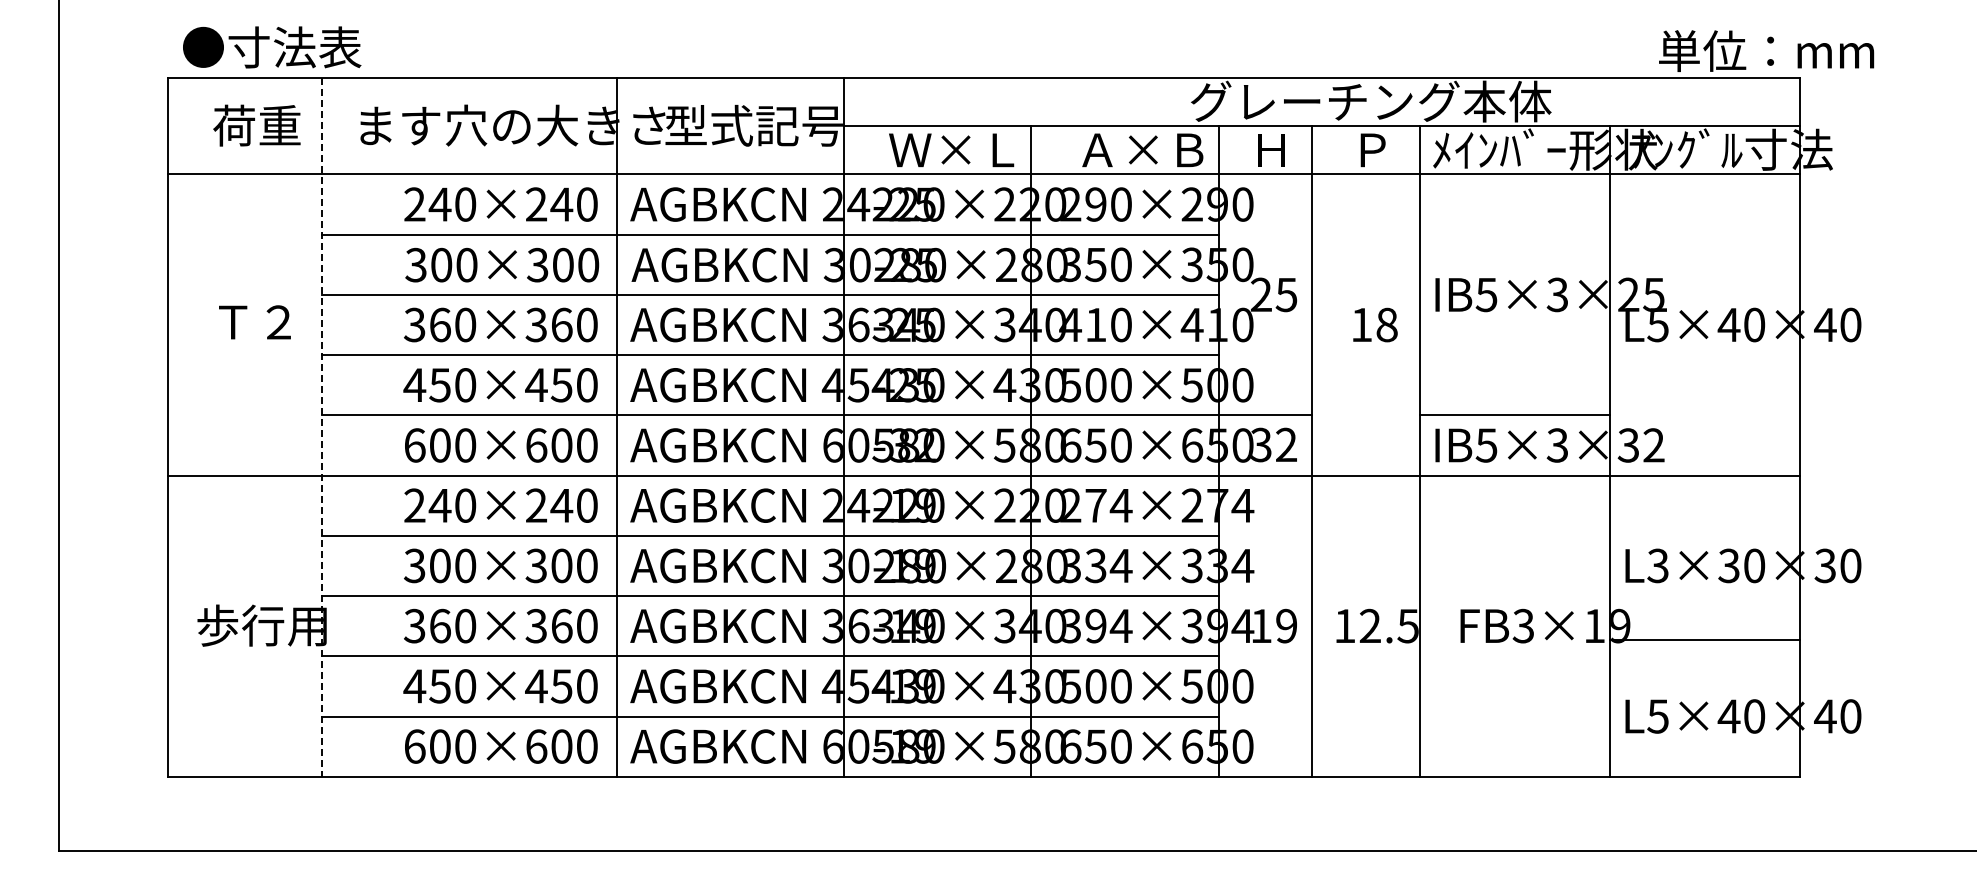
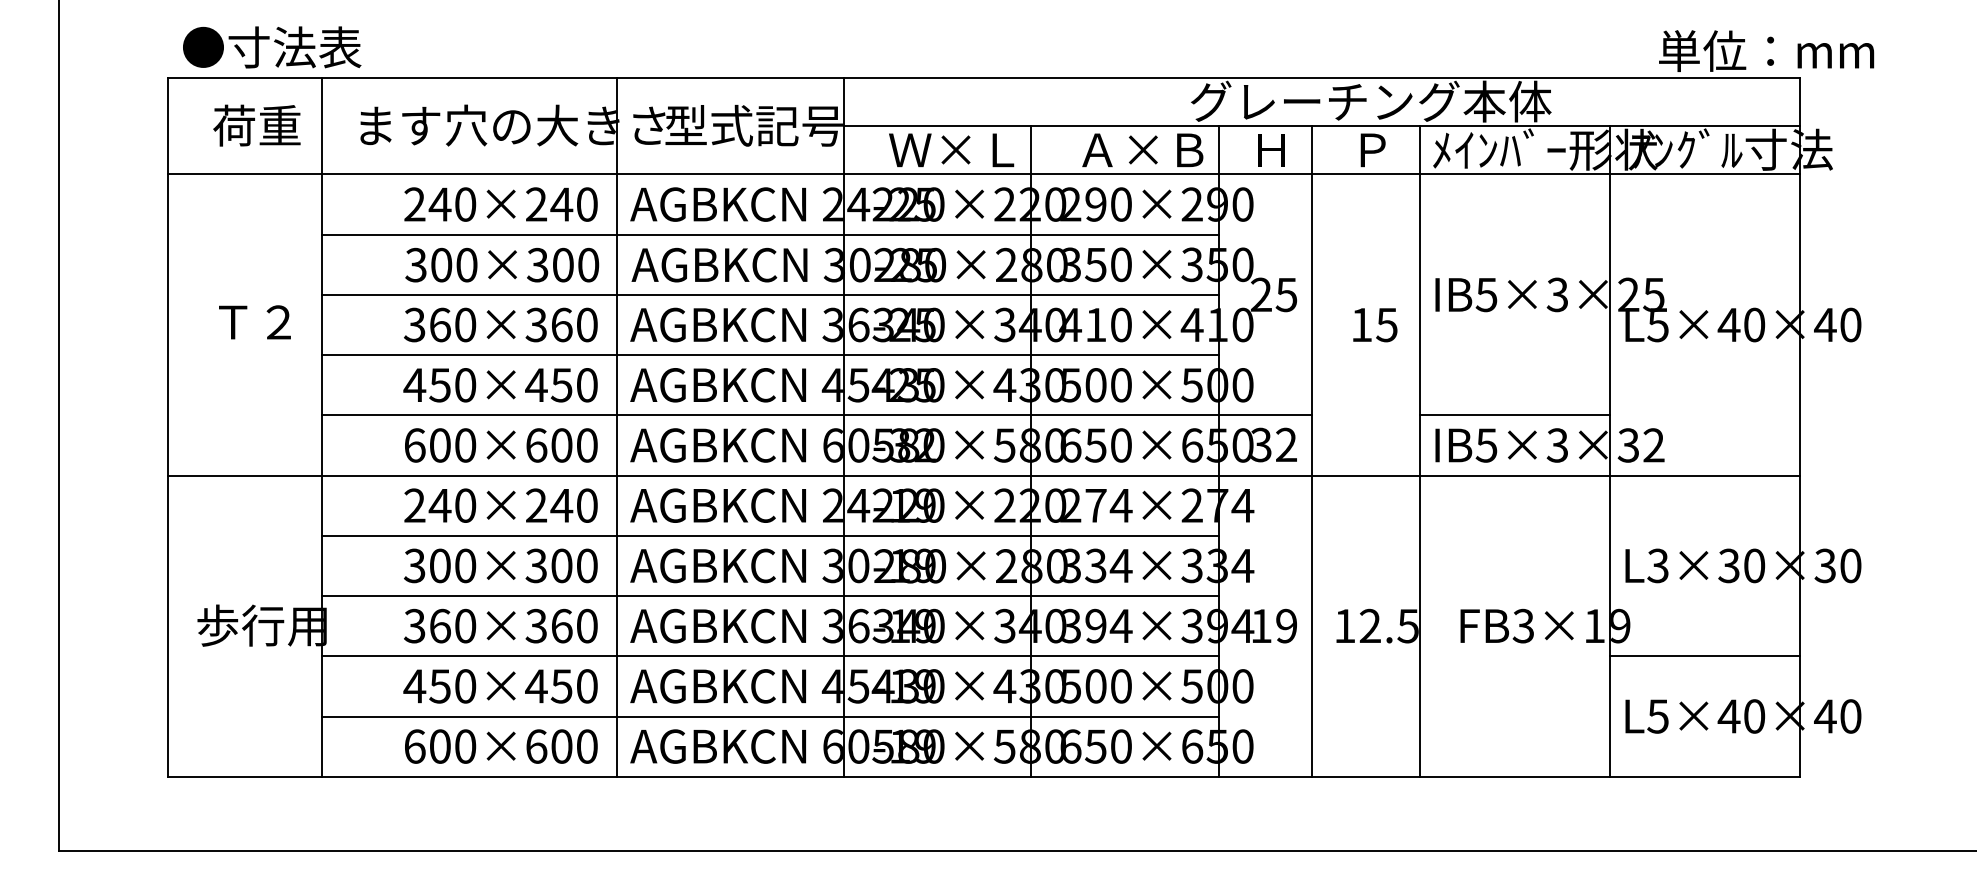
text: 18 -> 15 (1386, 324)
line: dashed -> solid (322, 427)
line position: (1704, 640) -> (1704, 656) (1704, 656)
